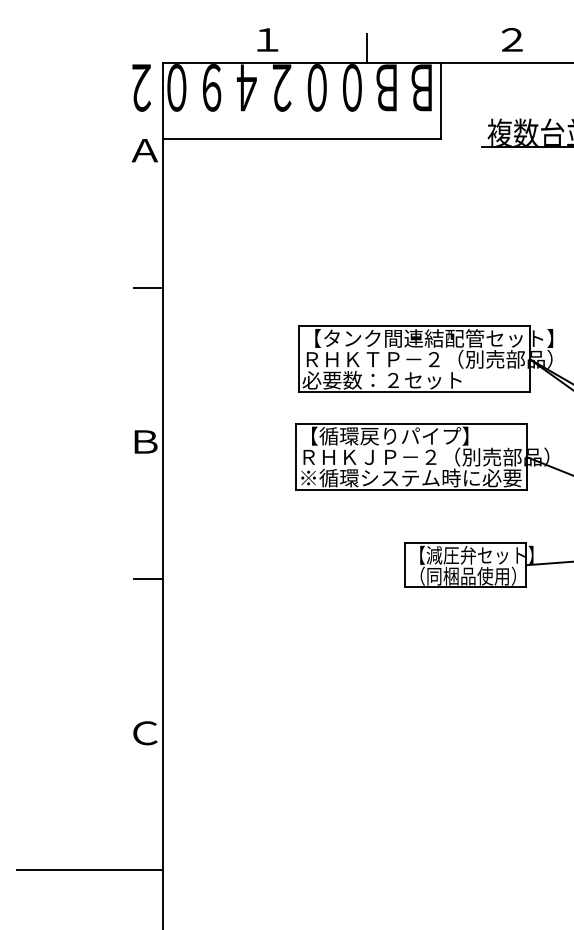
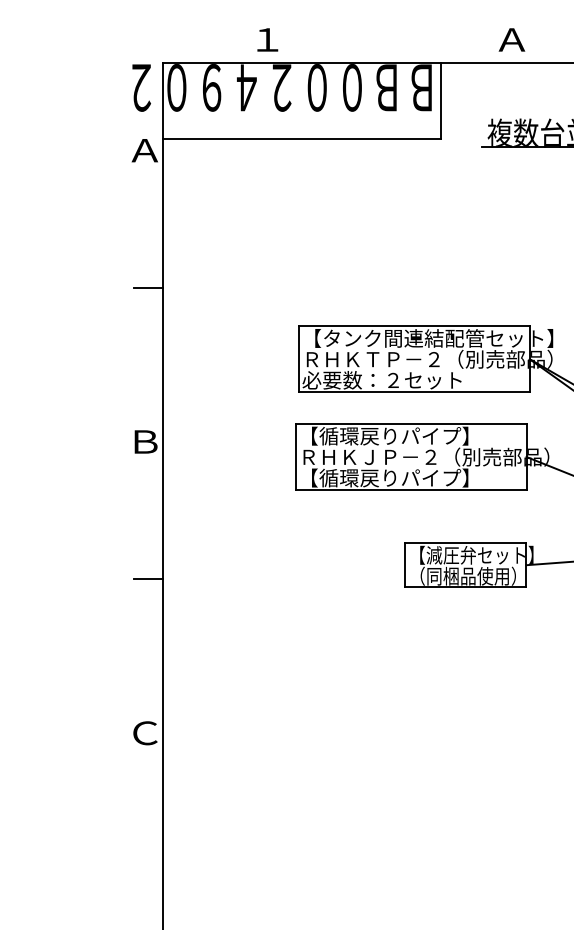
text: ２ -> Ａ (511, 39)
line: present -> none (367, 48)
text: ※循環システム時に必要 -> 【循環戻りパイプ】 (411, 477)
line: present -> none (90, 870)
